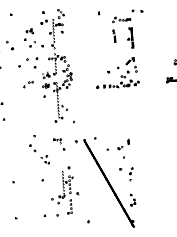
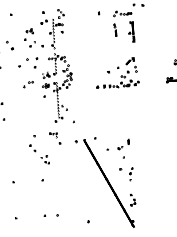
part position: (127, 28) -> (128, 22) (128, 22)
part position: (59, 144) -> (55, 138) (55, 138)
part: present -> none (65, 190)
